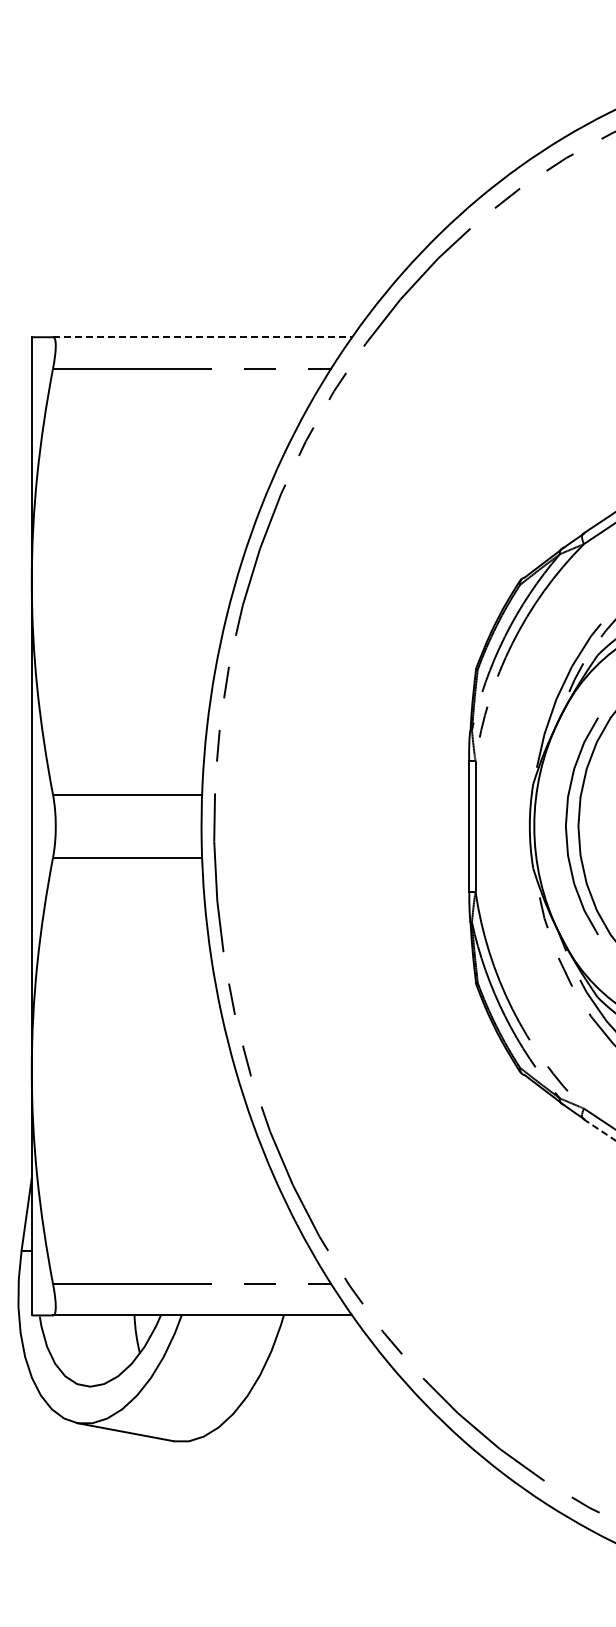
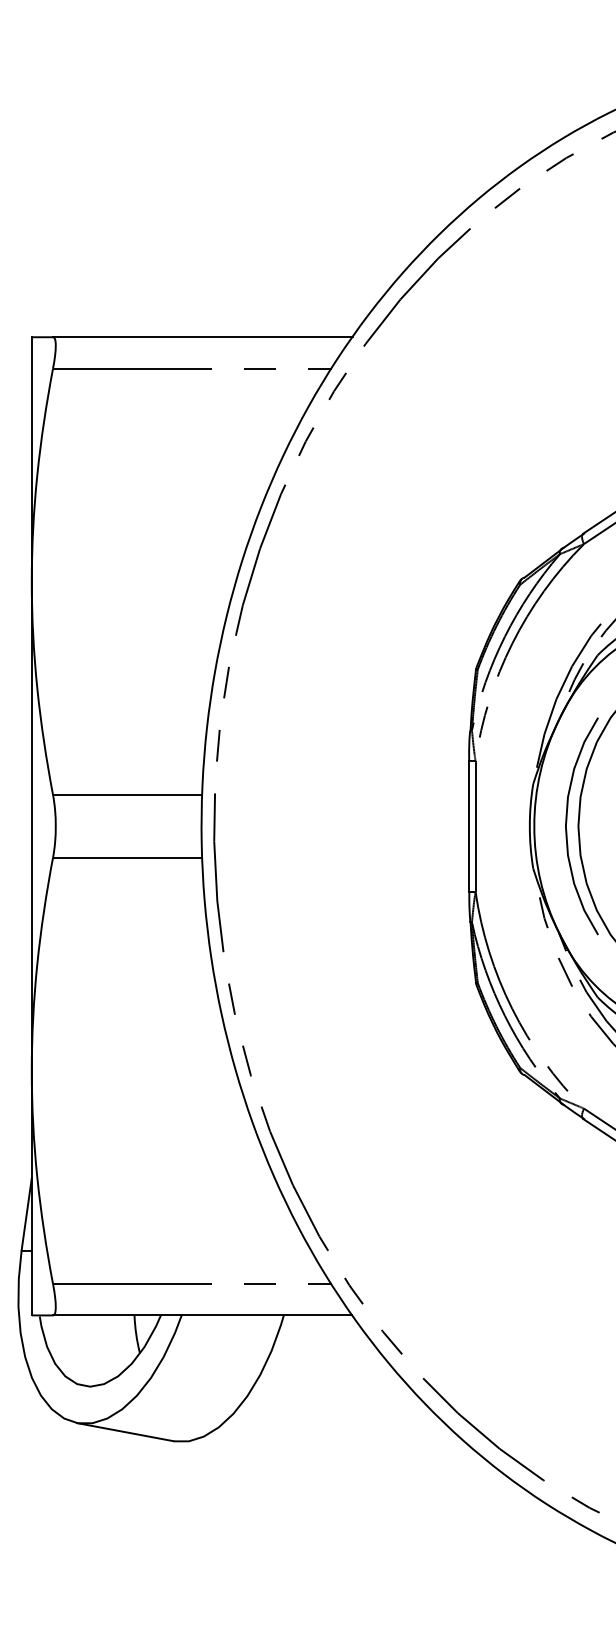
line: dashed -> solid (202, 337)
line: dashed -> solid (599, 1130)
